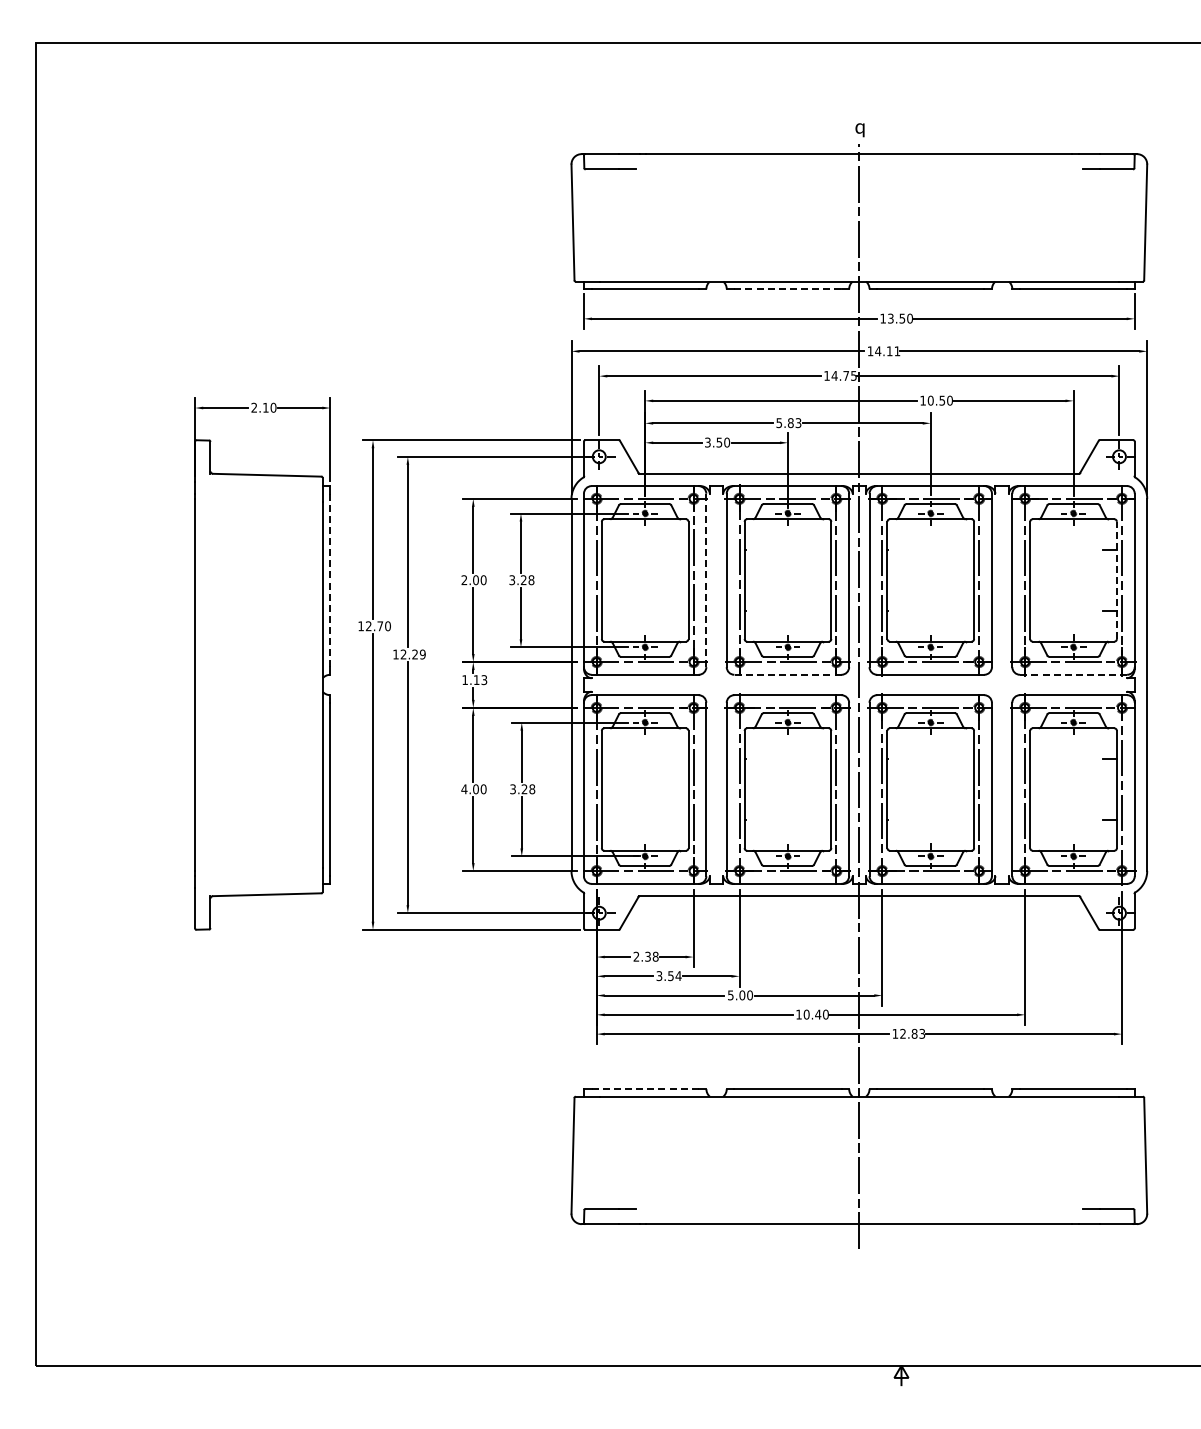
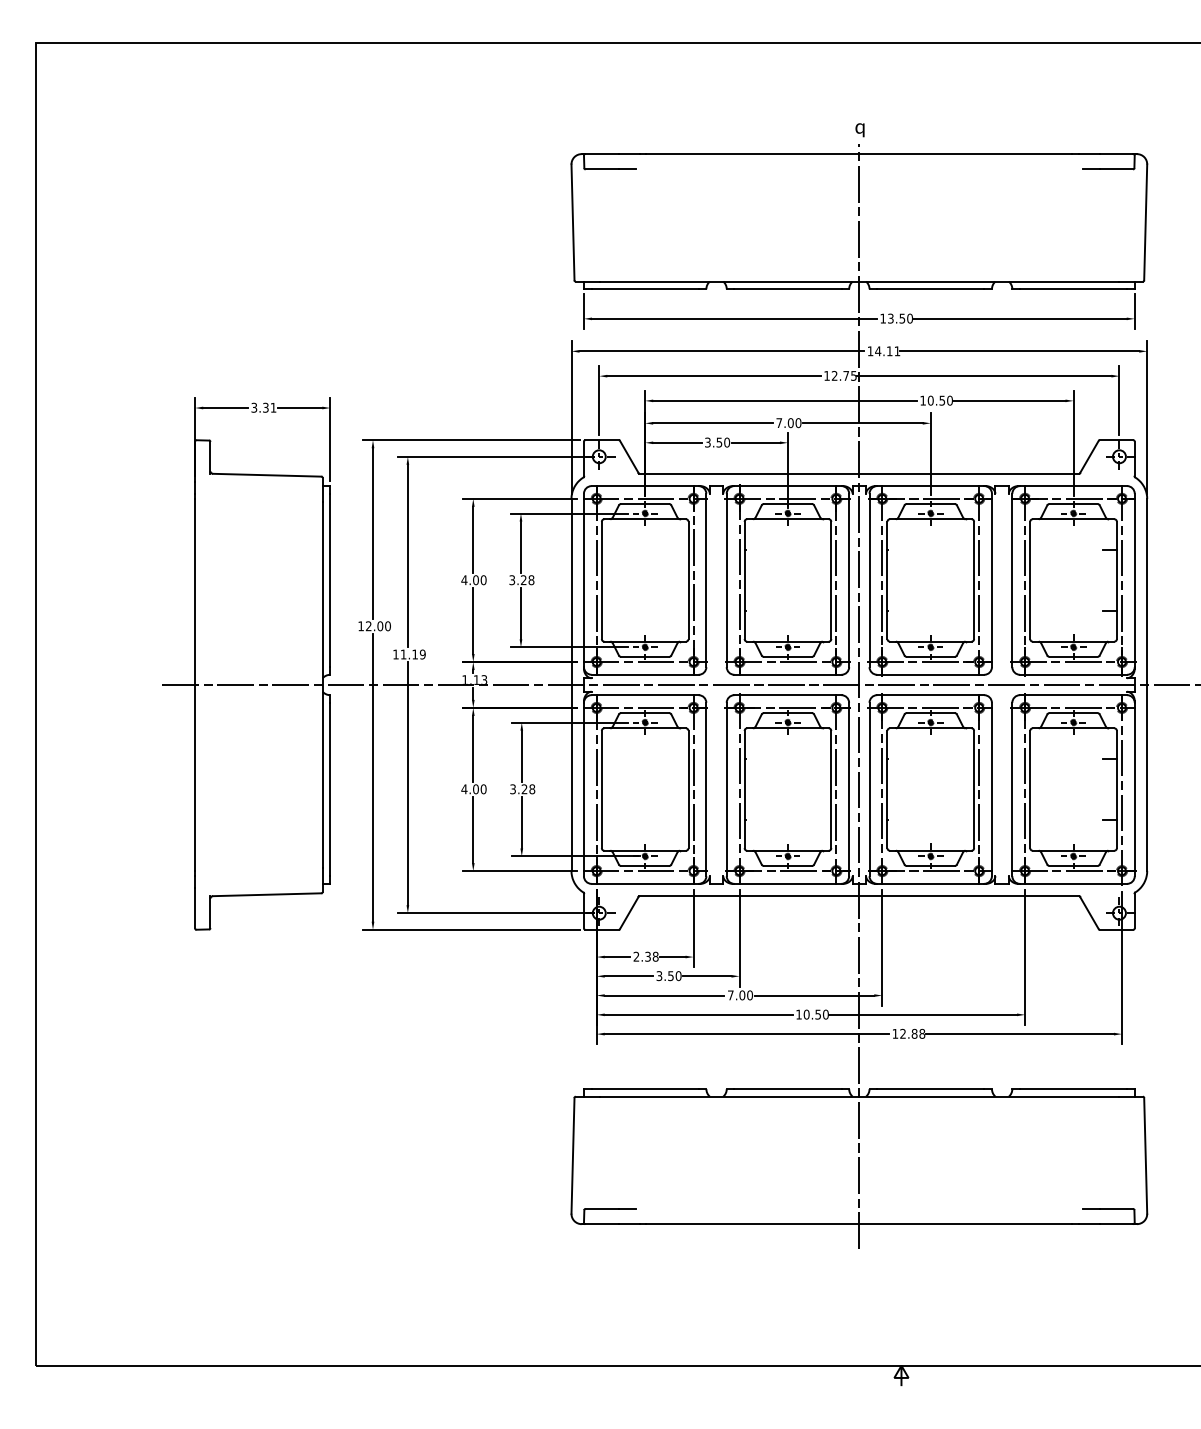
line: dashed -> solid (787, 289)
text: 14.75 -> 12.75 (834, 375)
text: 2.10 -> 3.31 (263, 407)
text: 5.83 -> 7.00 (788, 423)
line: dashed -> solid (330, 580)
text: 2.00 -> 4.00 (464, 580)
line: dashed -> solid (706, 580)
line: dashed -> solid (1116, 580)
text: 12.70 -> 12.00 (380, 626)
text: 12.29 -> 11.19 (408, 654)
line: dashed -> solid (787, 674)
line: dashed -> solid (1073, 674)
line: none -> present (679, 685)
text: 3.54 -> 3.50 (678, 976)
text: 5.00 -> 7.00 (730, 995)
text: 10.40 -> 10.50 (818, 1014)
text: 12.83 -> 12.88 (922, 1033)
line: dashed -> solid (645, 1089)
